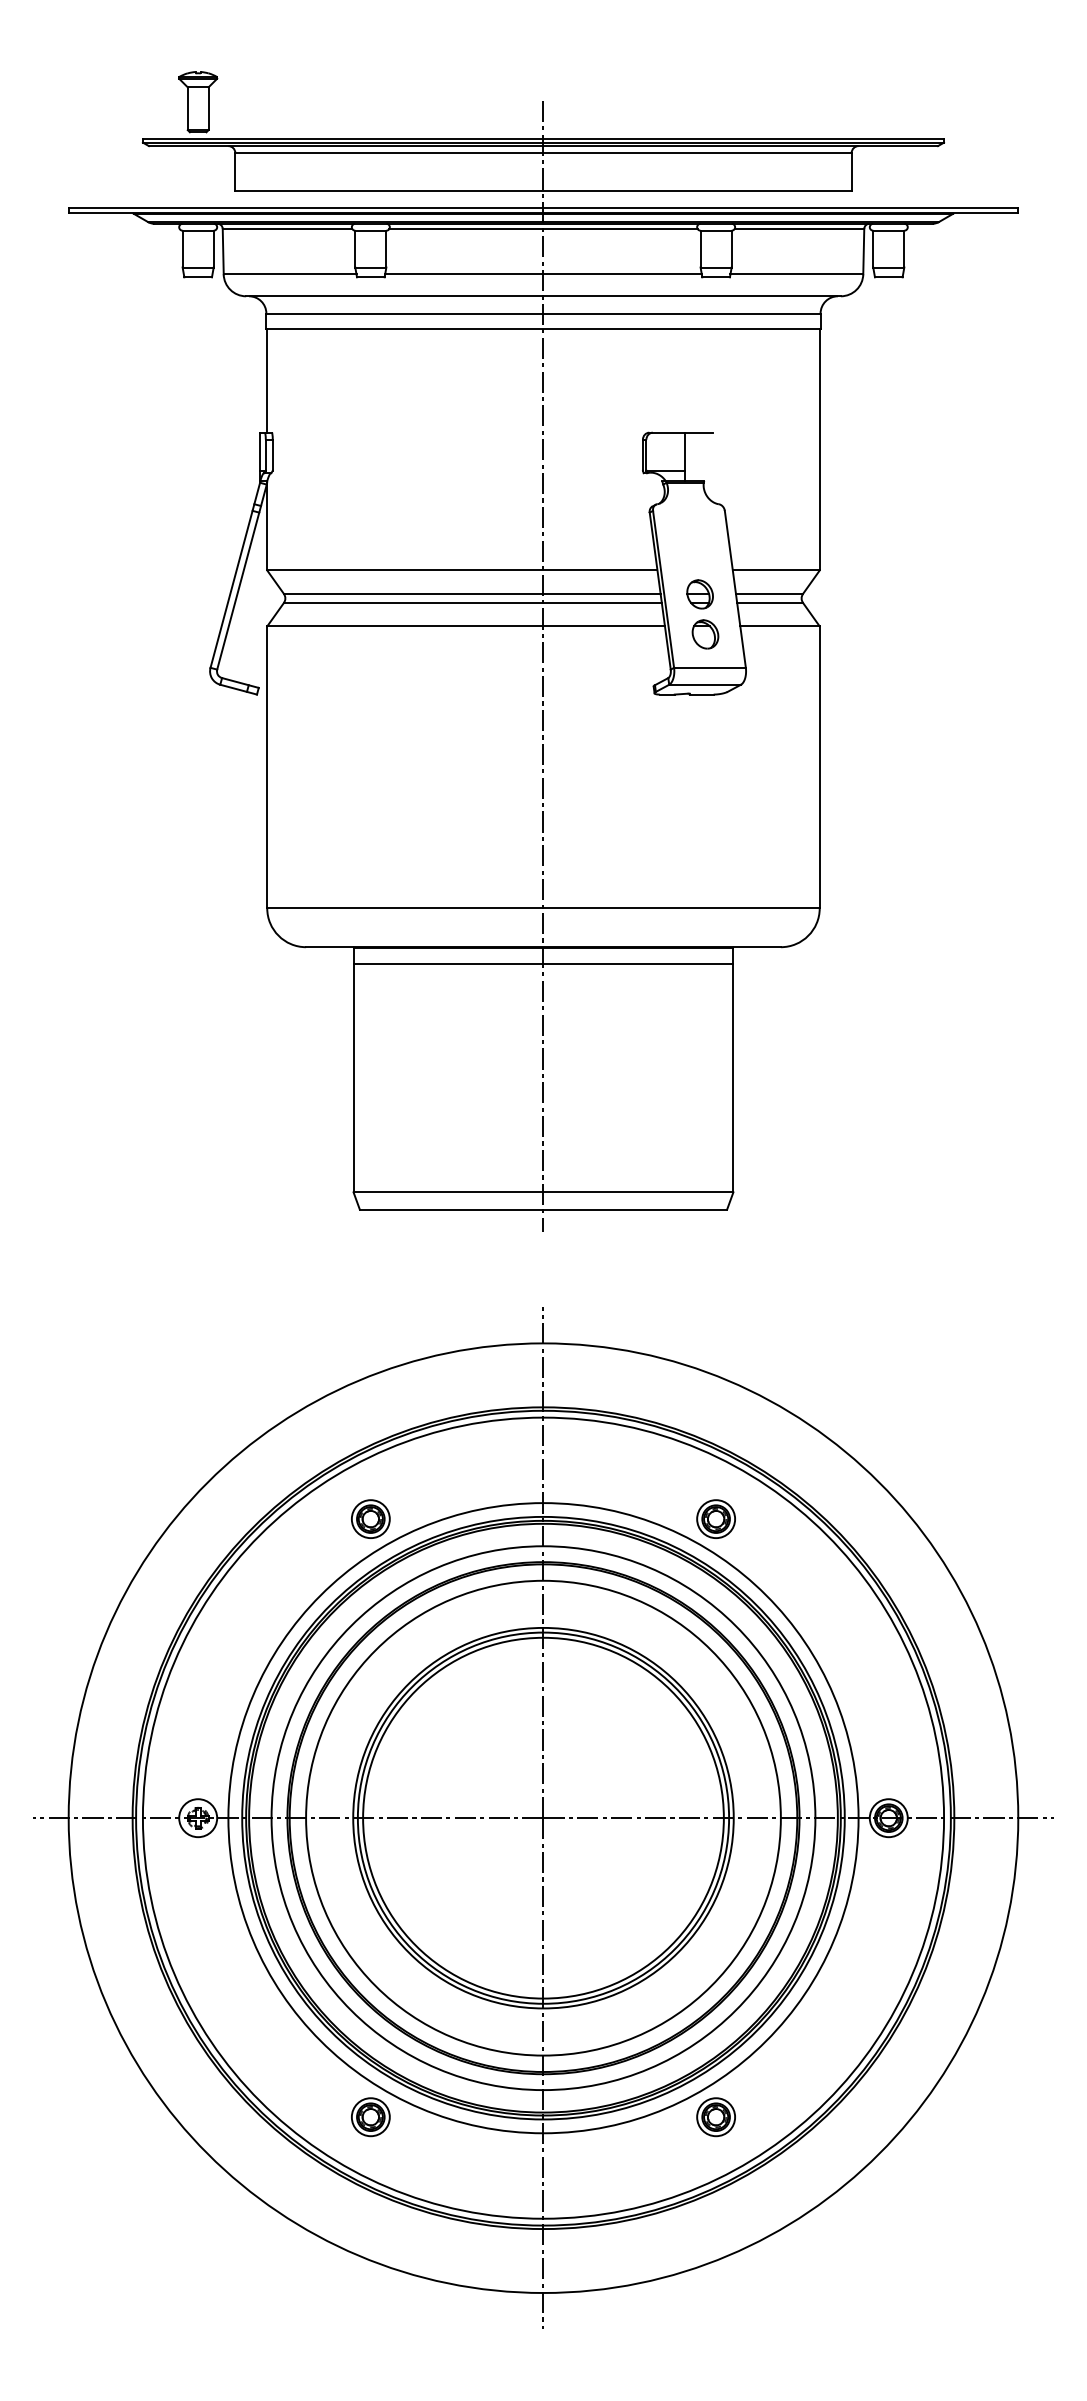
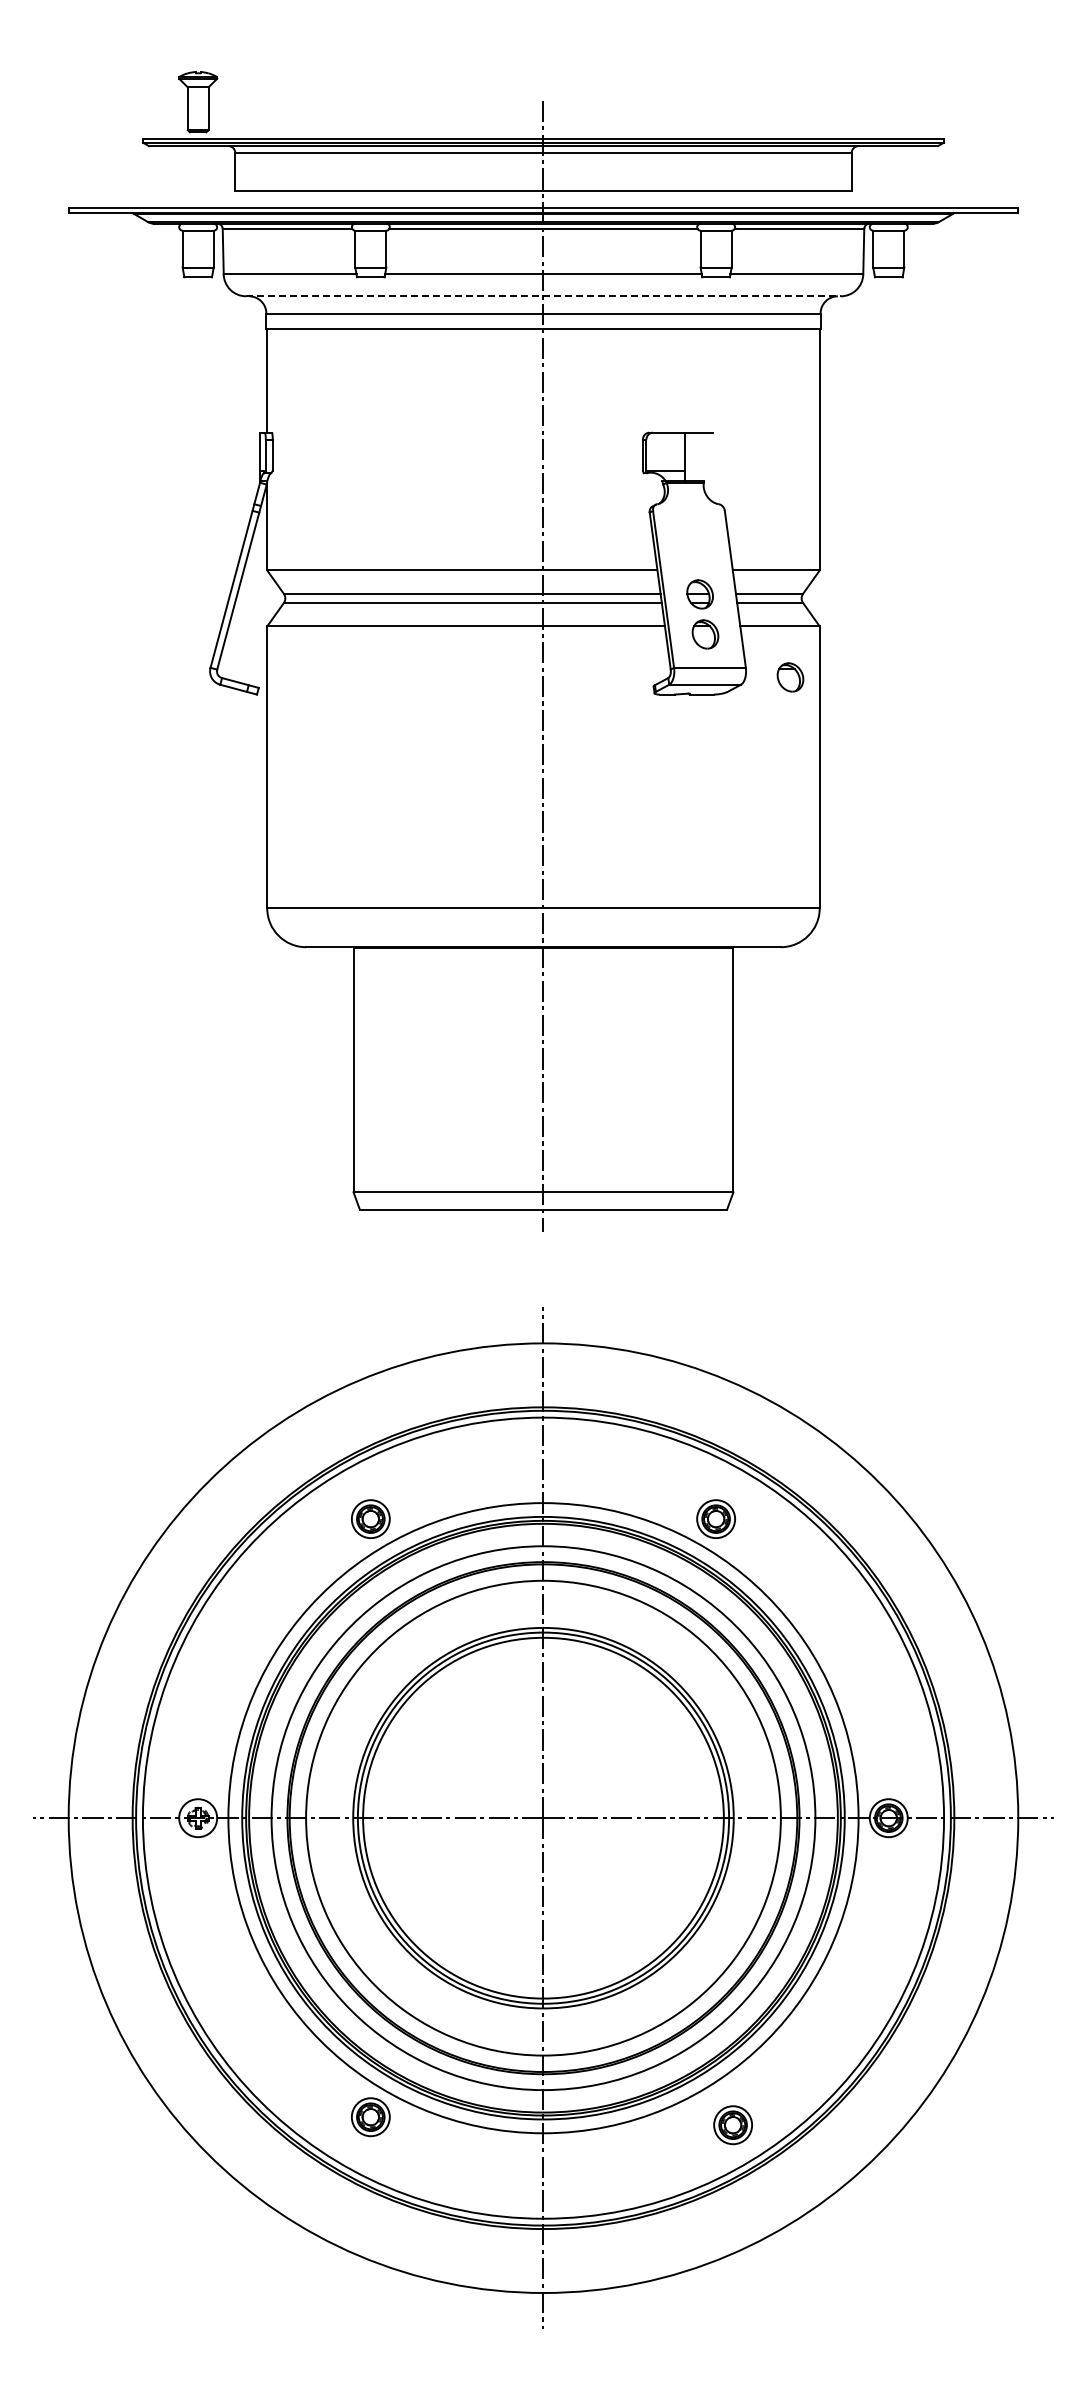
line: solid -> dashed (543, 296)
part: none -> present (790, 677)
line: present -> none (543, 964)
part position: (715, 2117) -> (732, 2125) (732, 2125)
